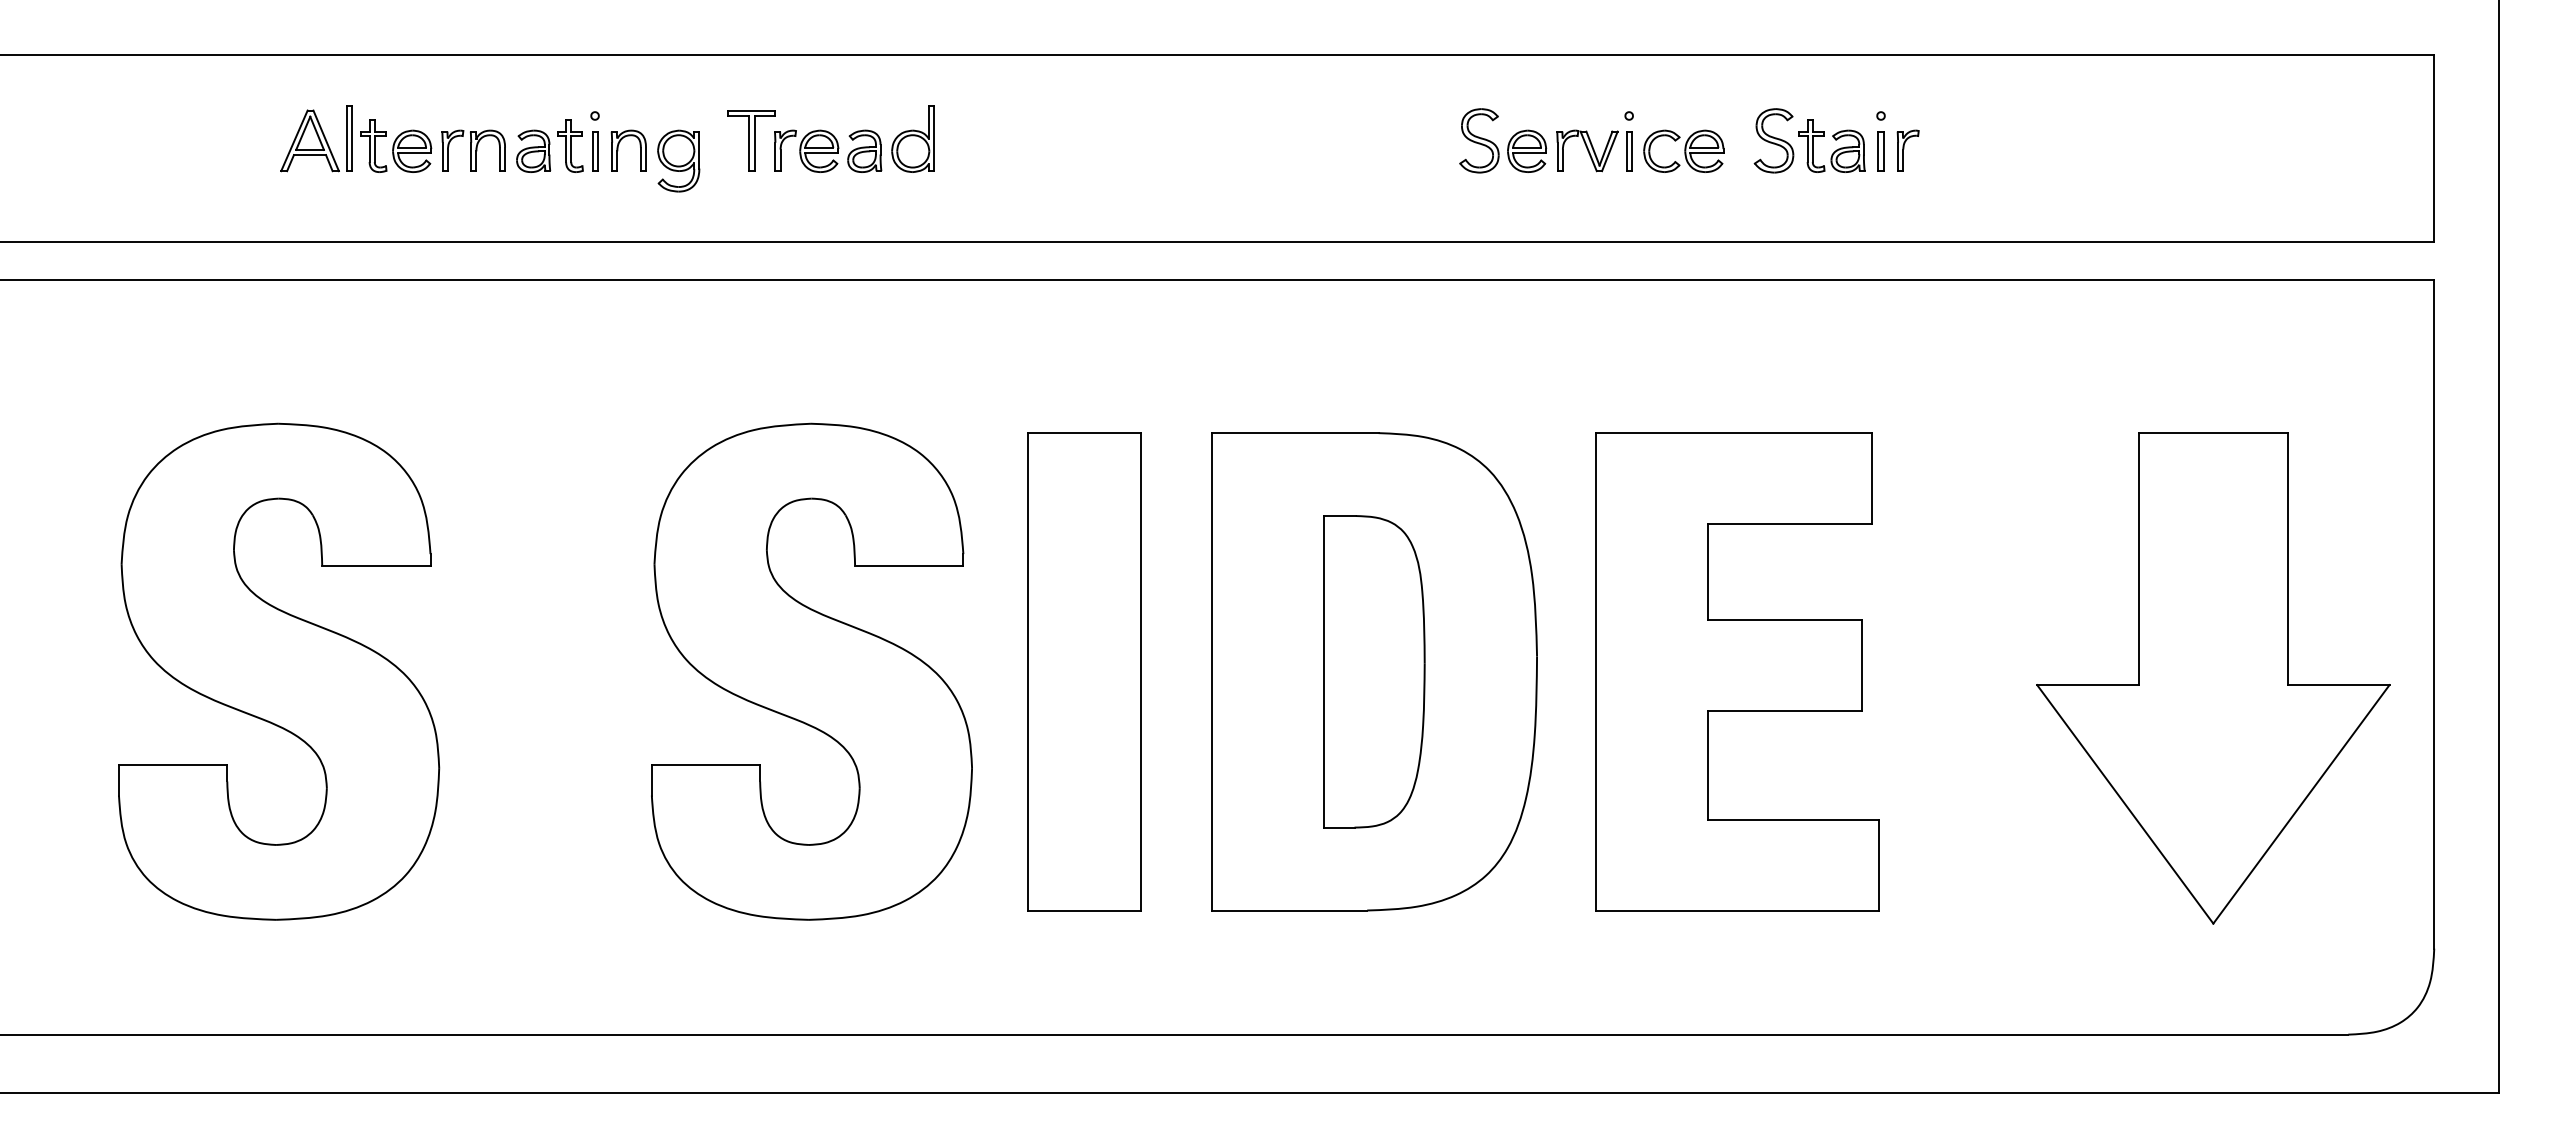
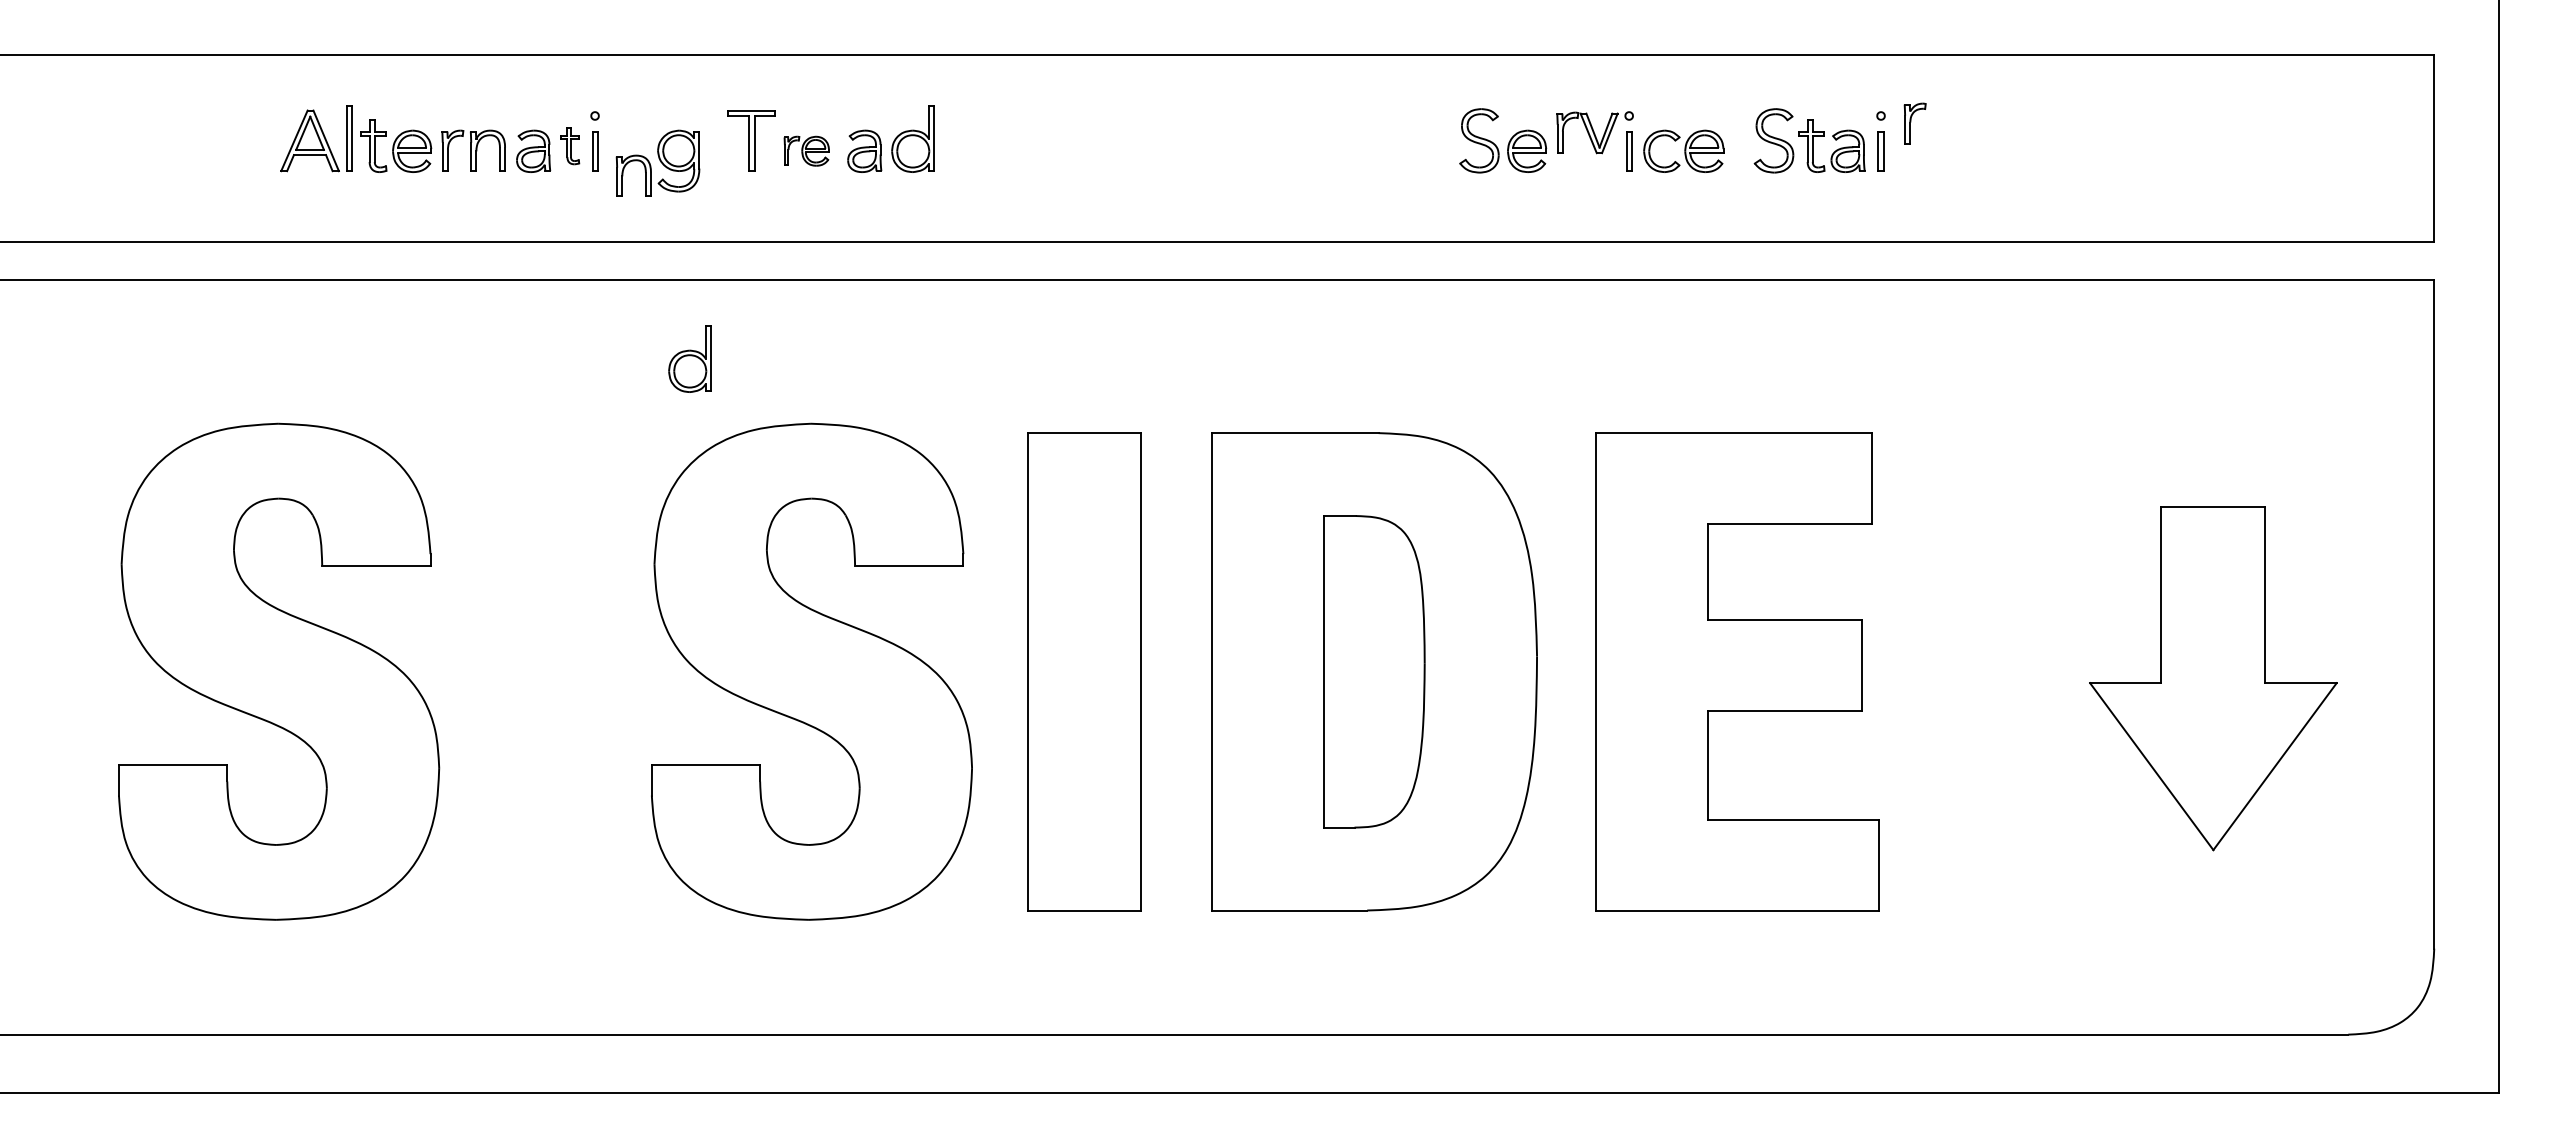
part size: 27x54 px -> 21x39 px (570, 146)
part position: (618, 150) -> (623, 175) (623, 175)
part size: 66x44 px -> 47x32 px (806, 150)
part position: (1587, 150) -> (1587, 132) (1587, 132)
part position: (1907, 150) -> (1914, 123) (1914, 123)
part: none -> present (689, 358)
part size: 355x493 px -> 249x346 px (2213, 678)
